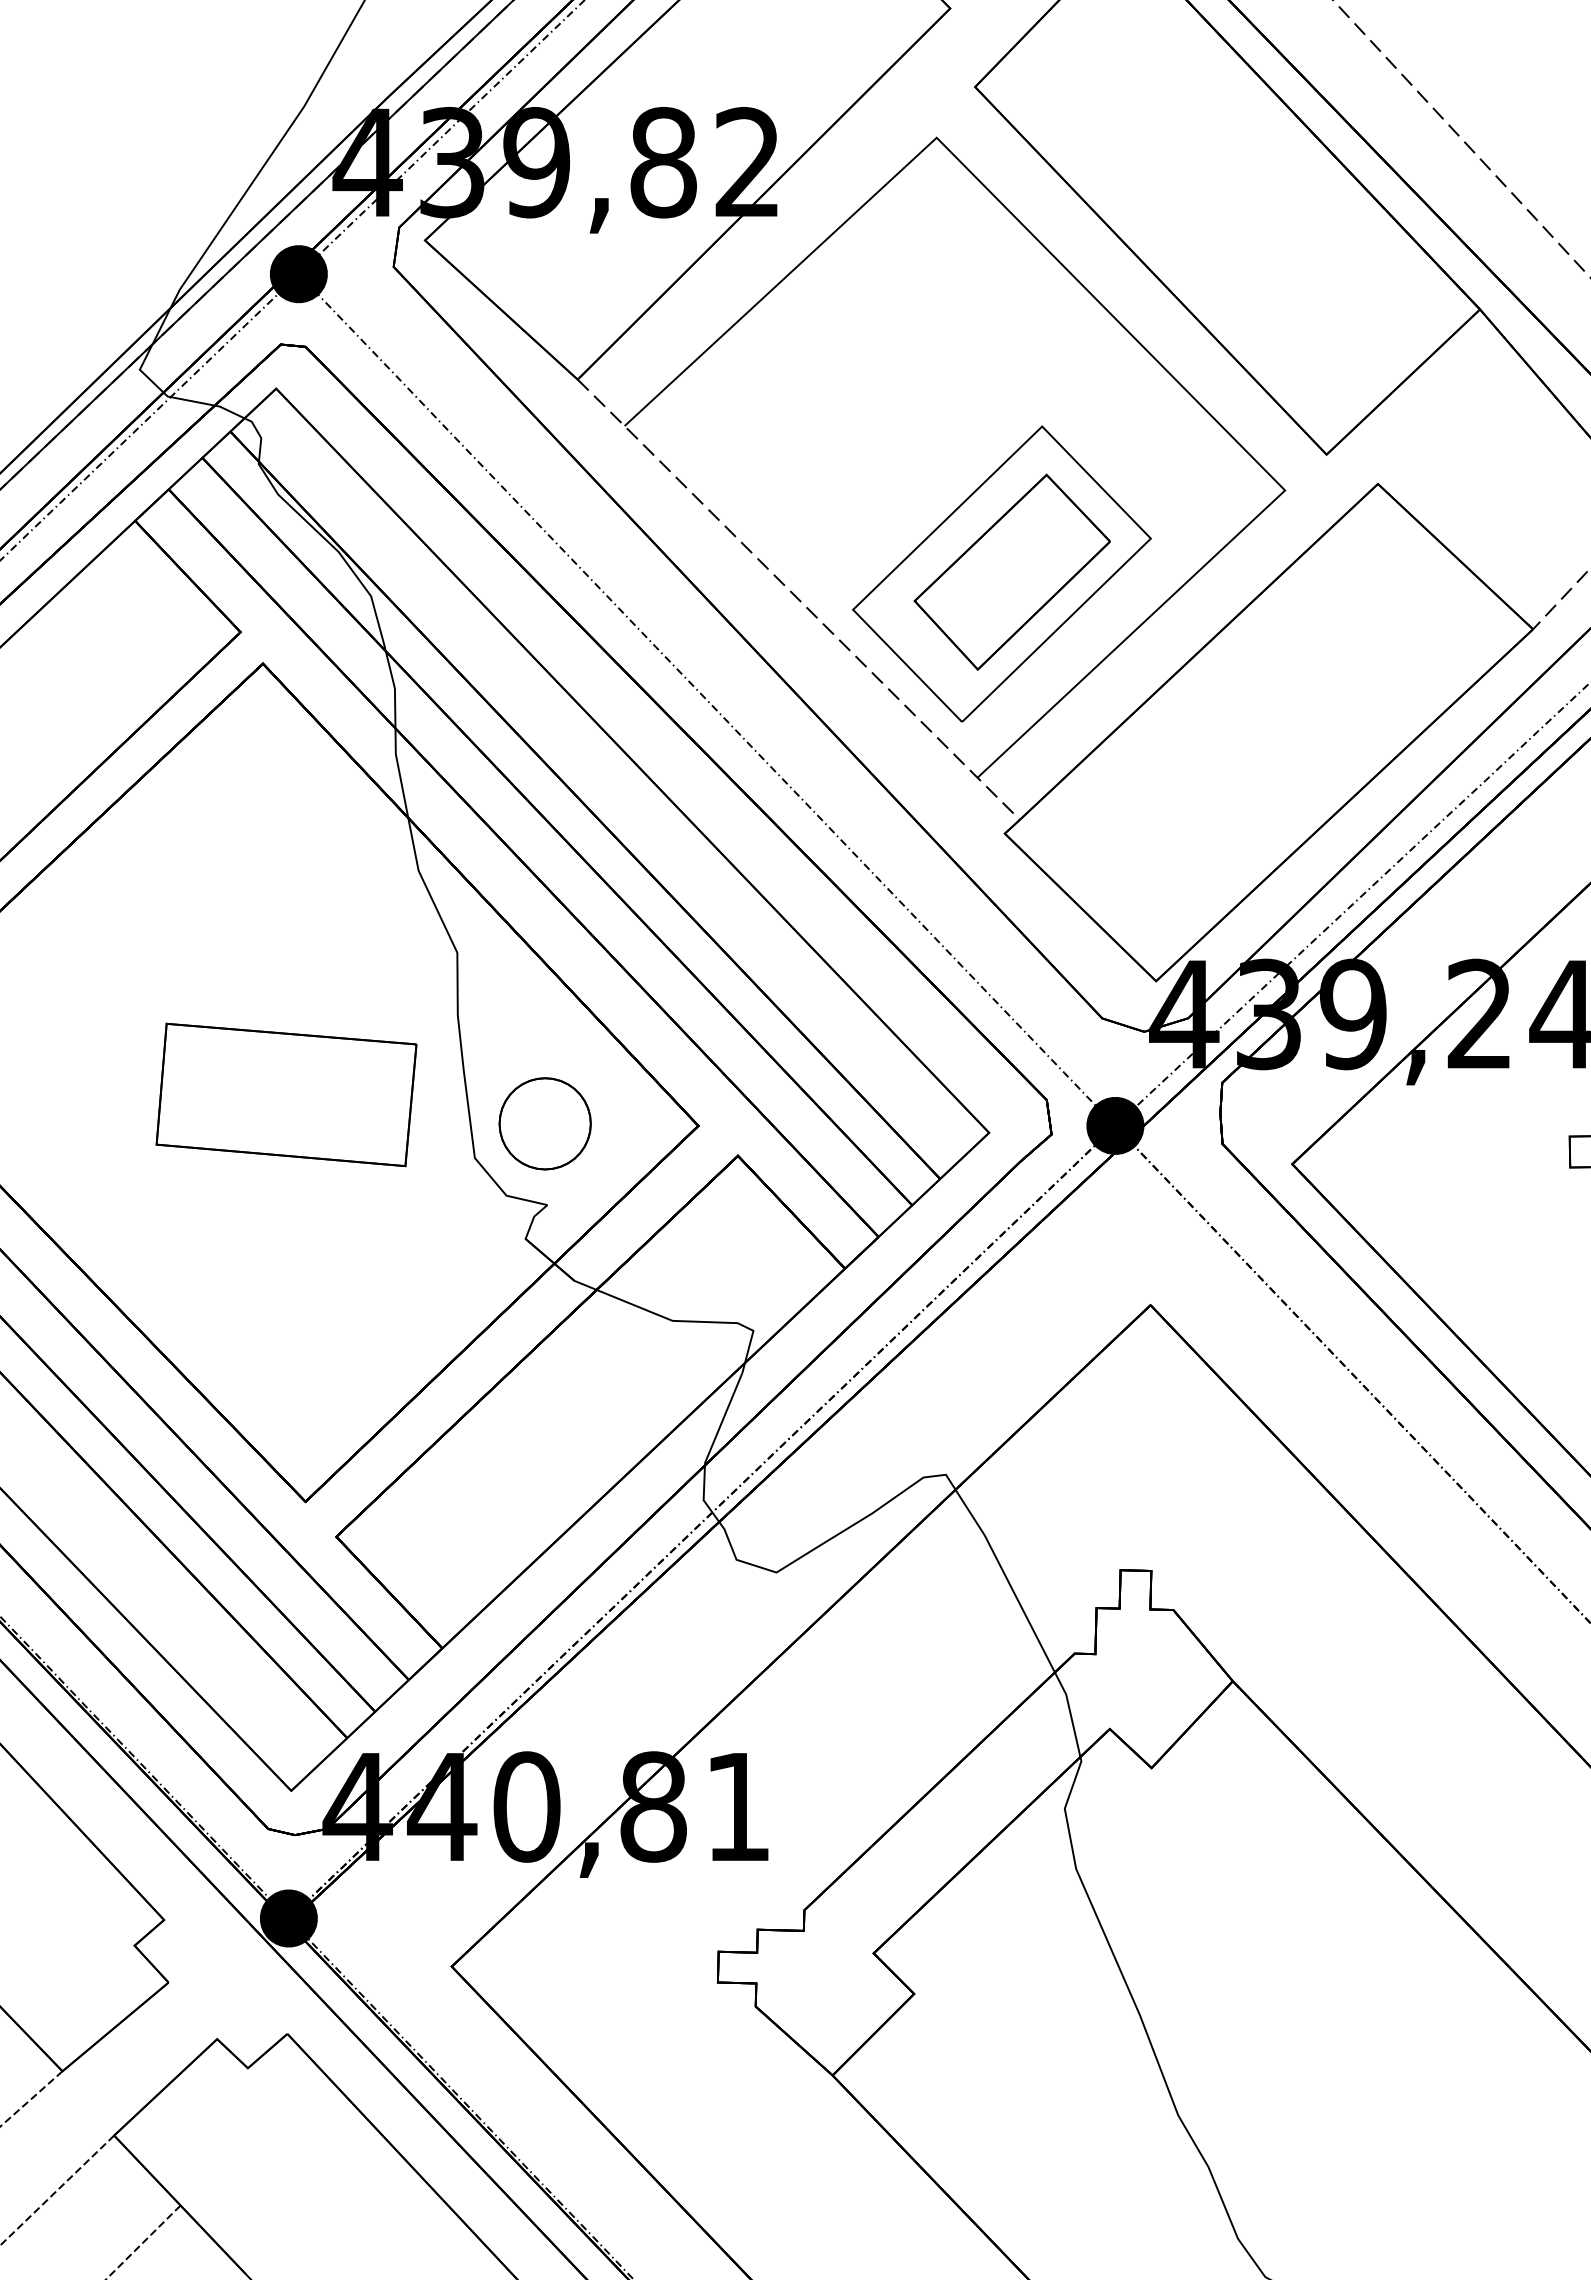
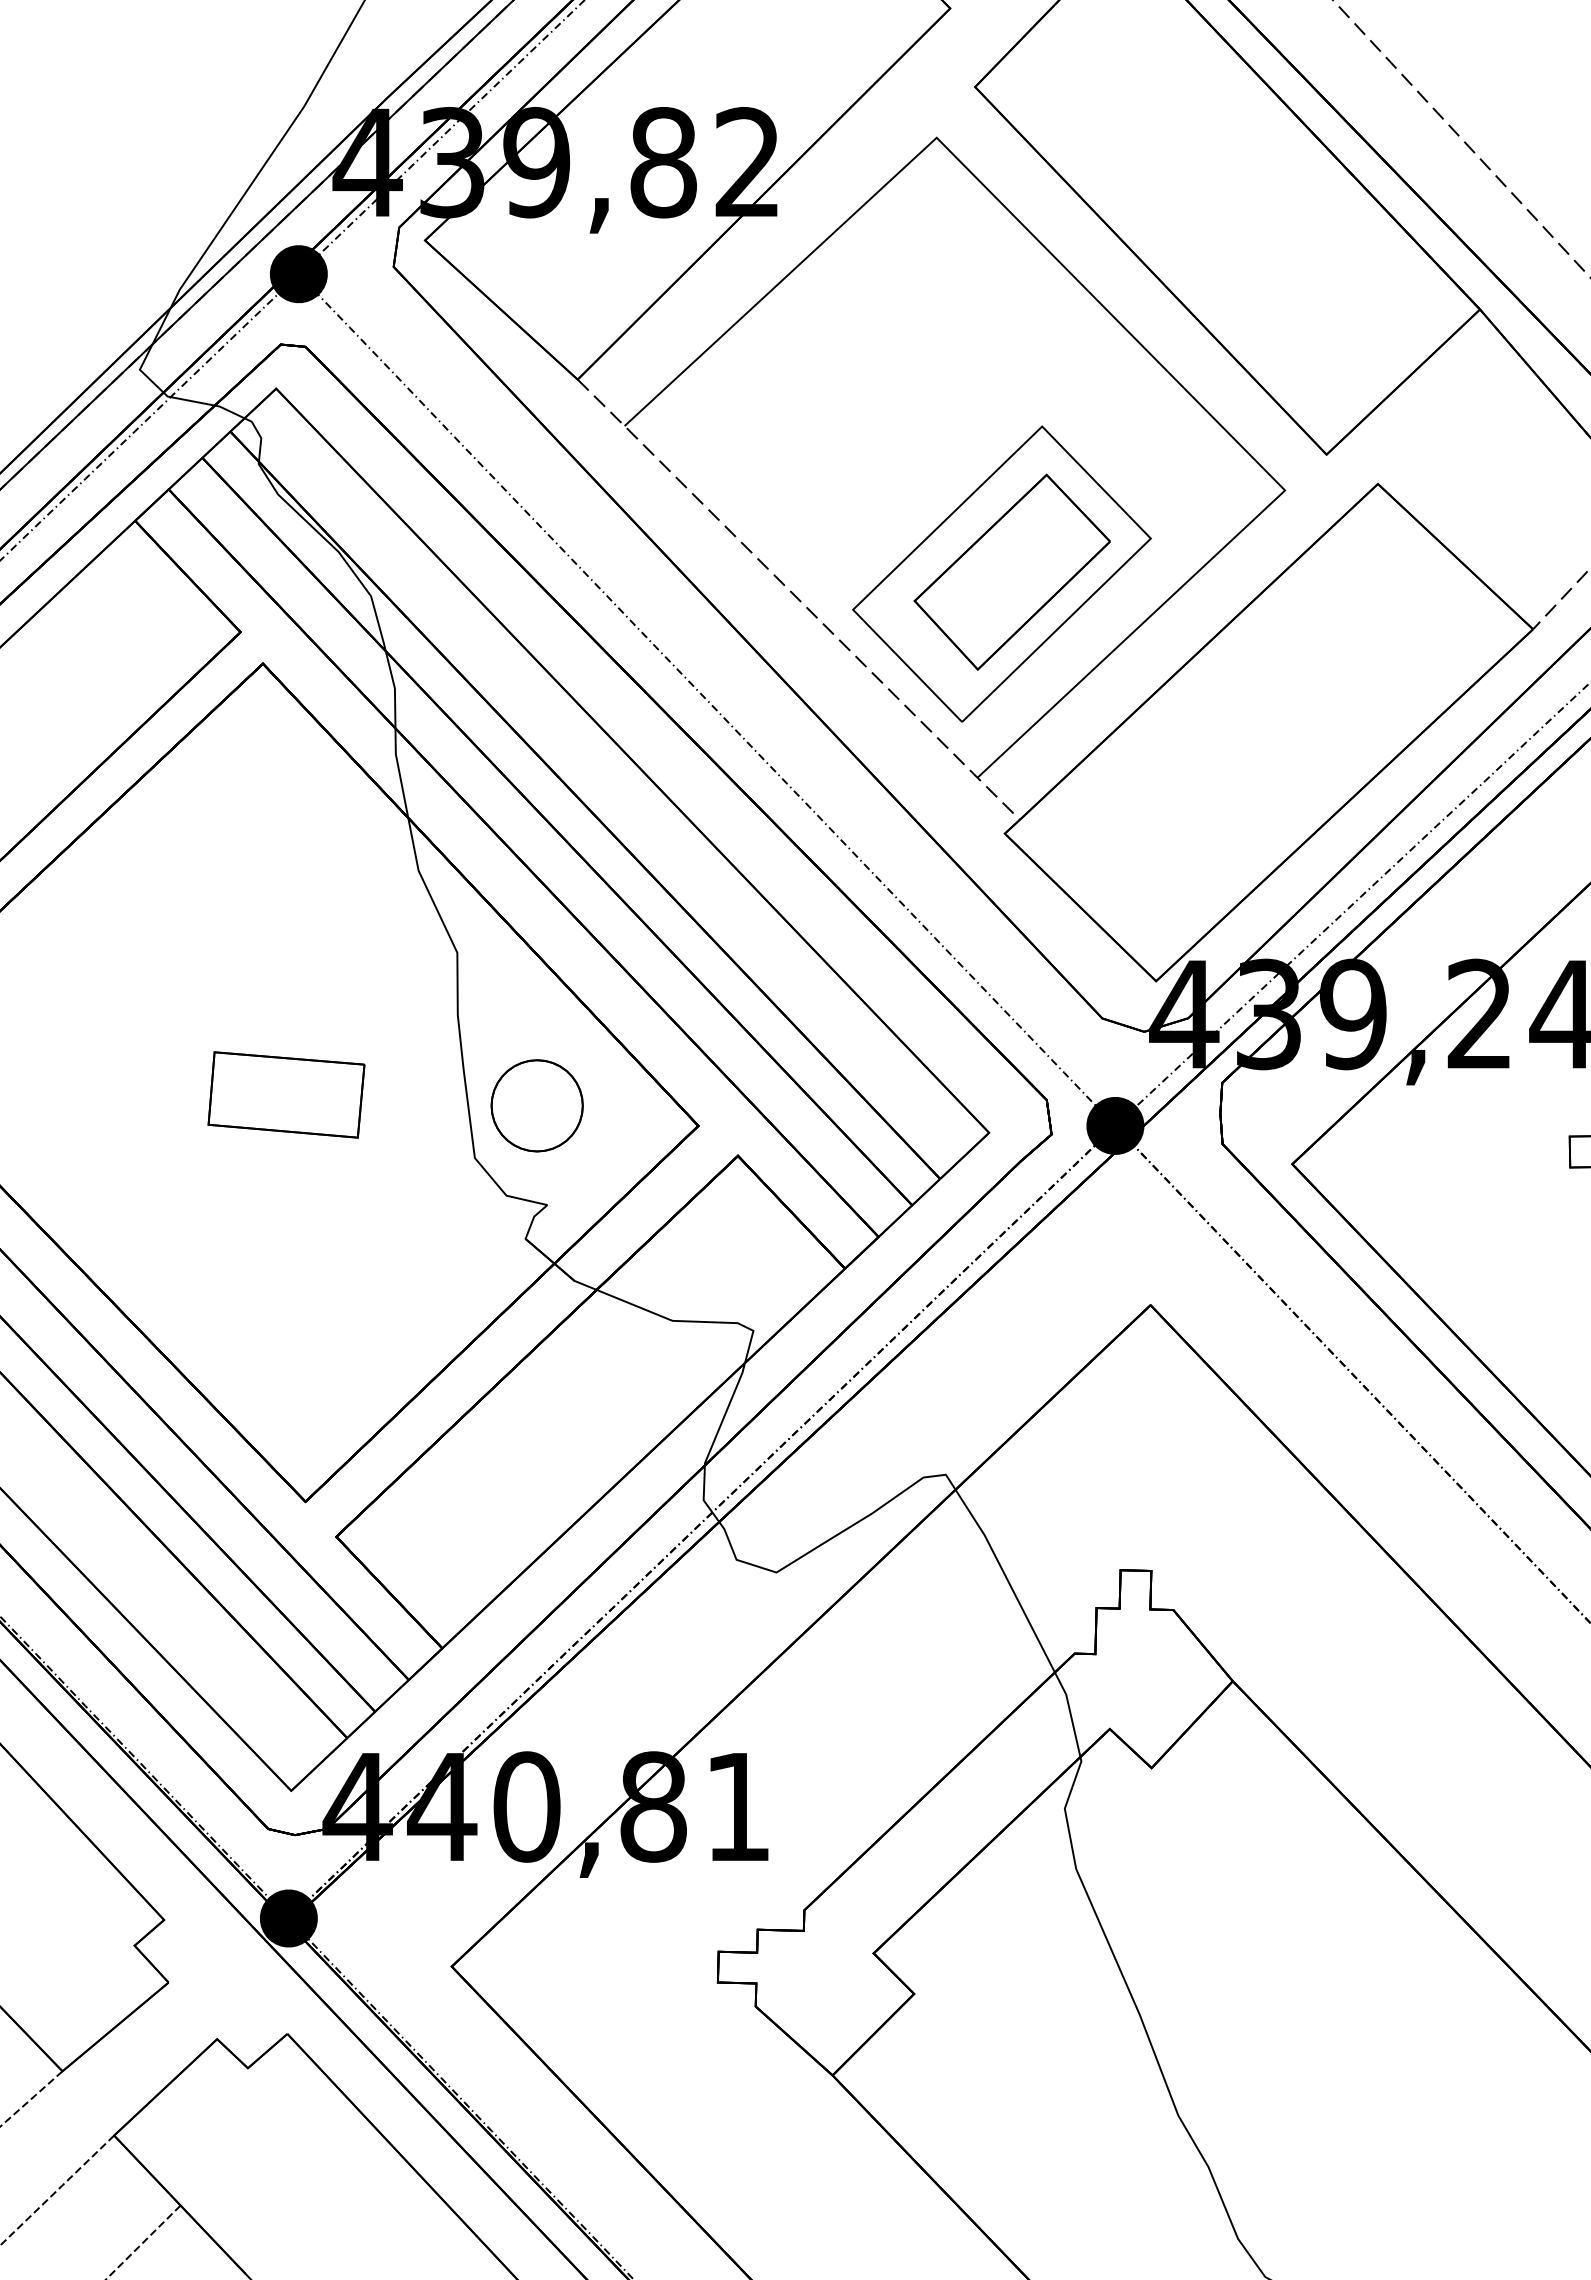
part size: 263x146 px -> 159x88 px (286, 1094)
part position: (544, 1123) -> (536, 1105) (536, 1105)
